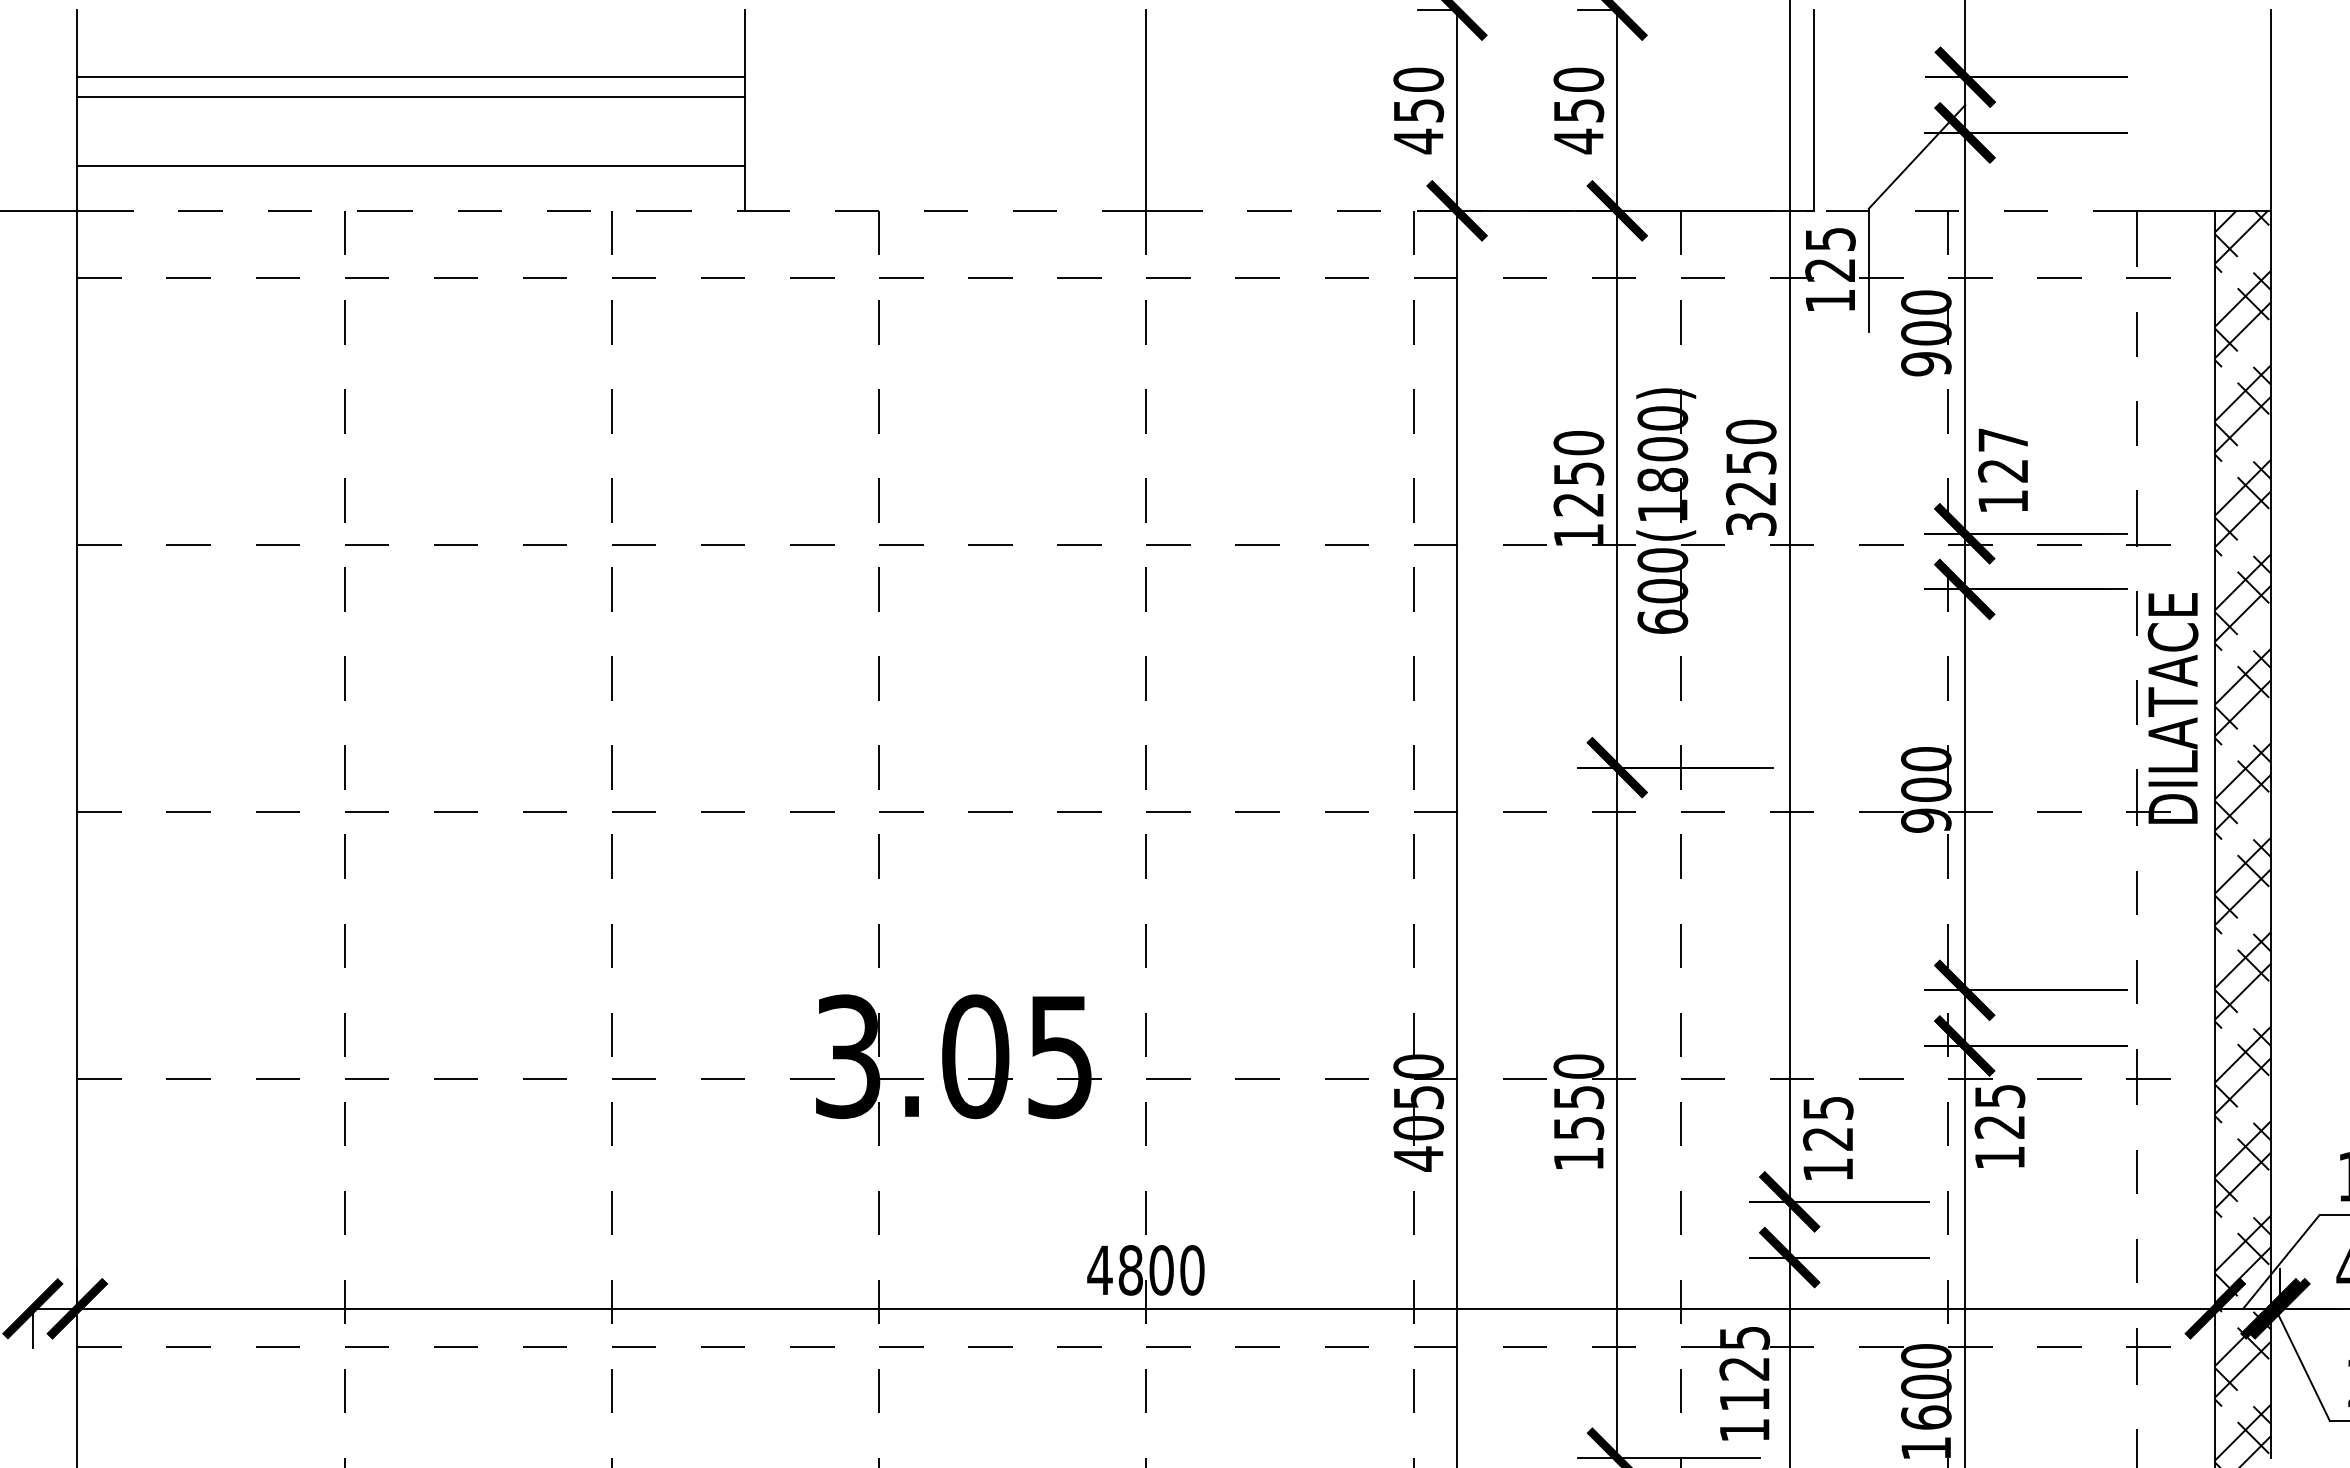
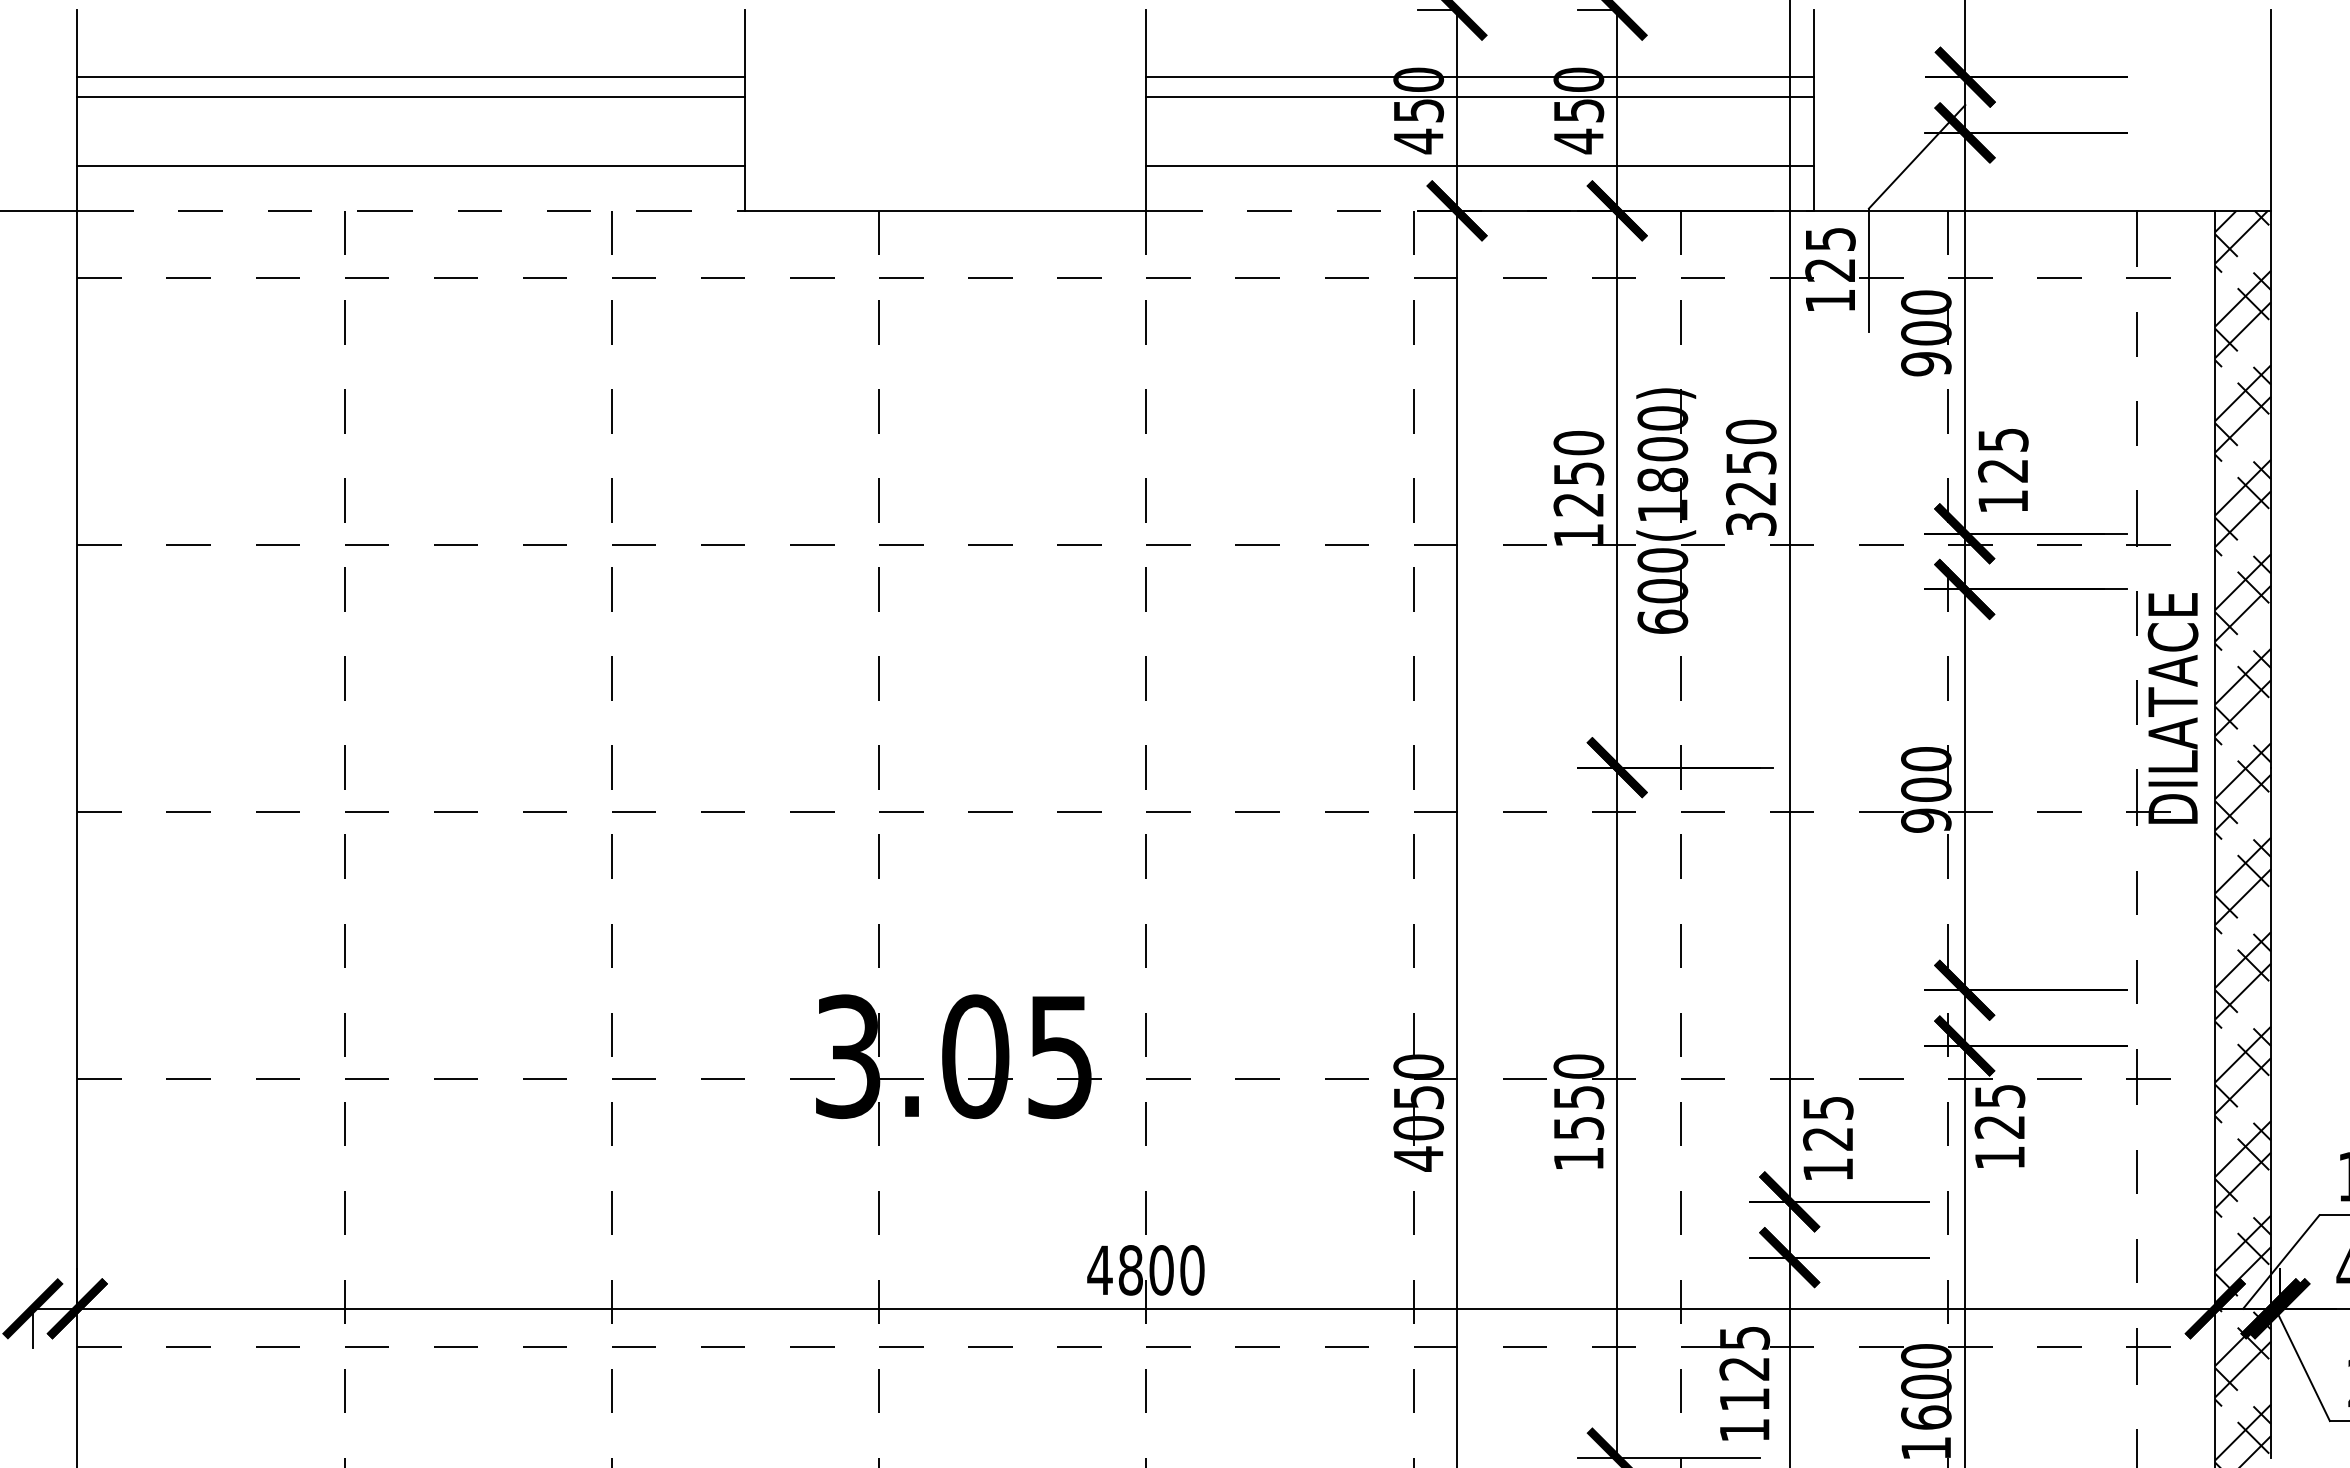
line: none -> present (1480, 77)
line: none -> present (1480, 97)
line: none -> present (1480, 166)
line: dashed -> solid (945, 210)
line: dashed -> solid (1975, 210)
text: 127 -> 125 (2003, 439)
